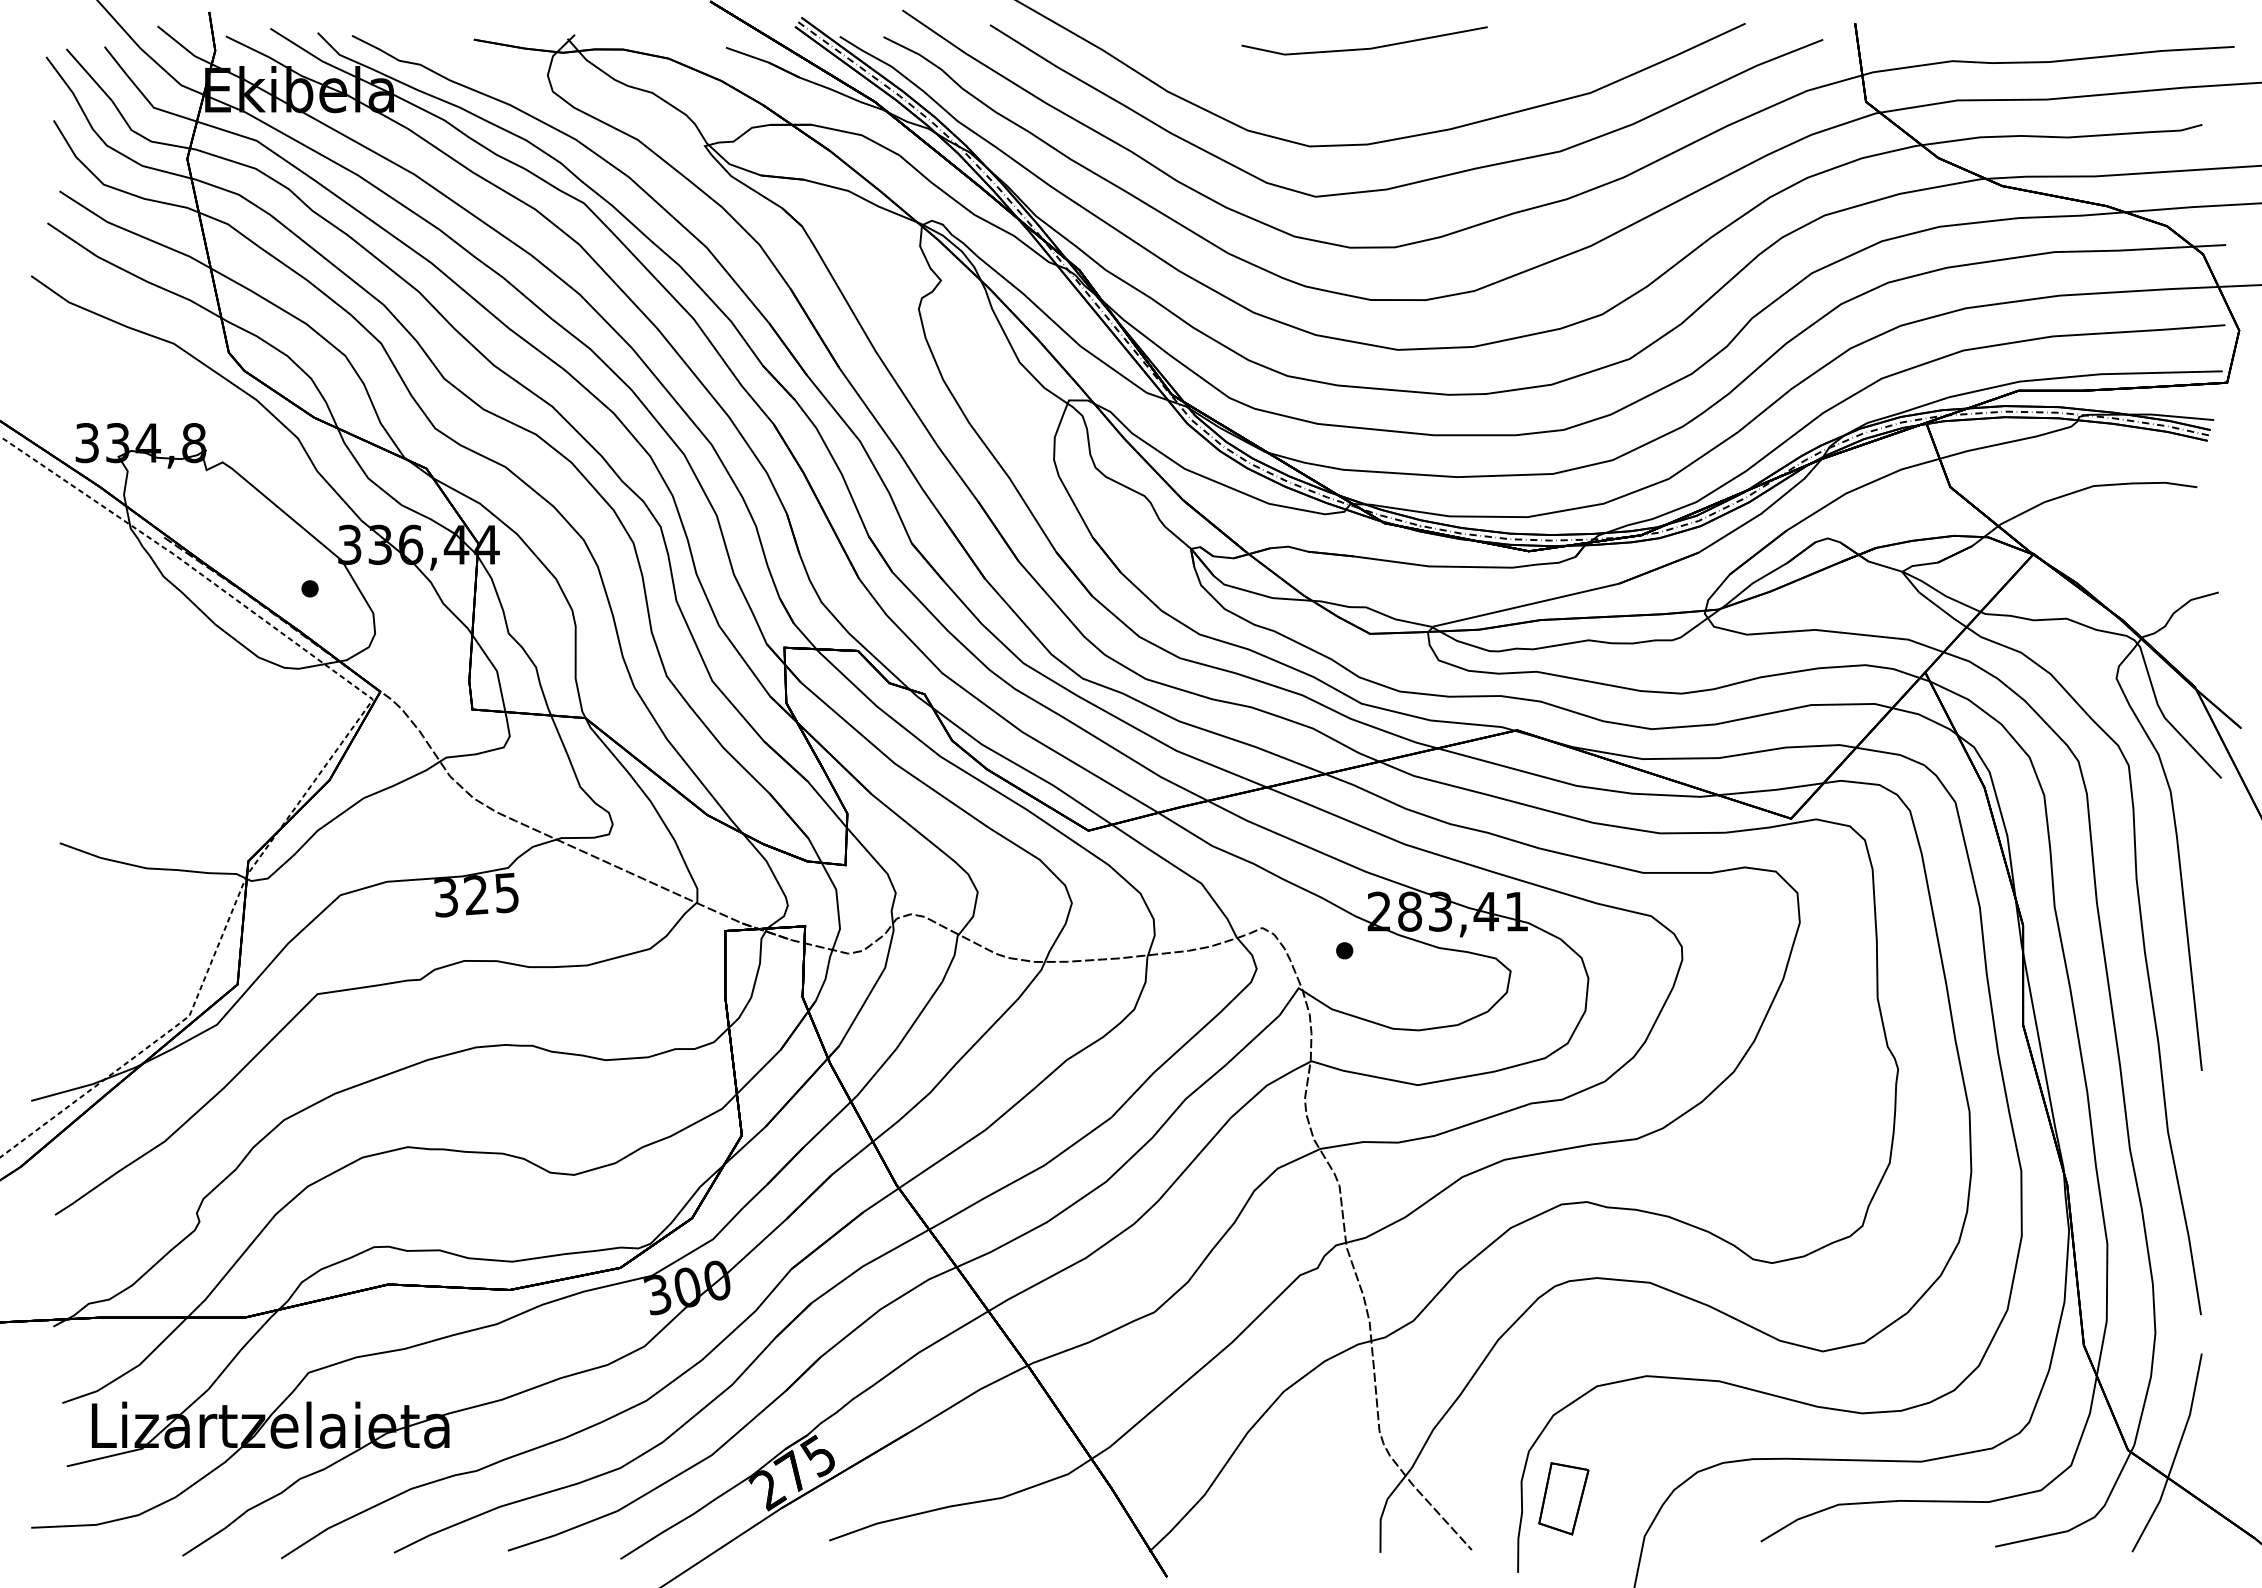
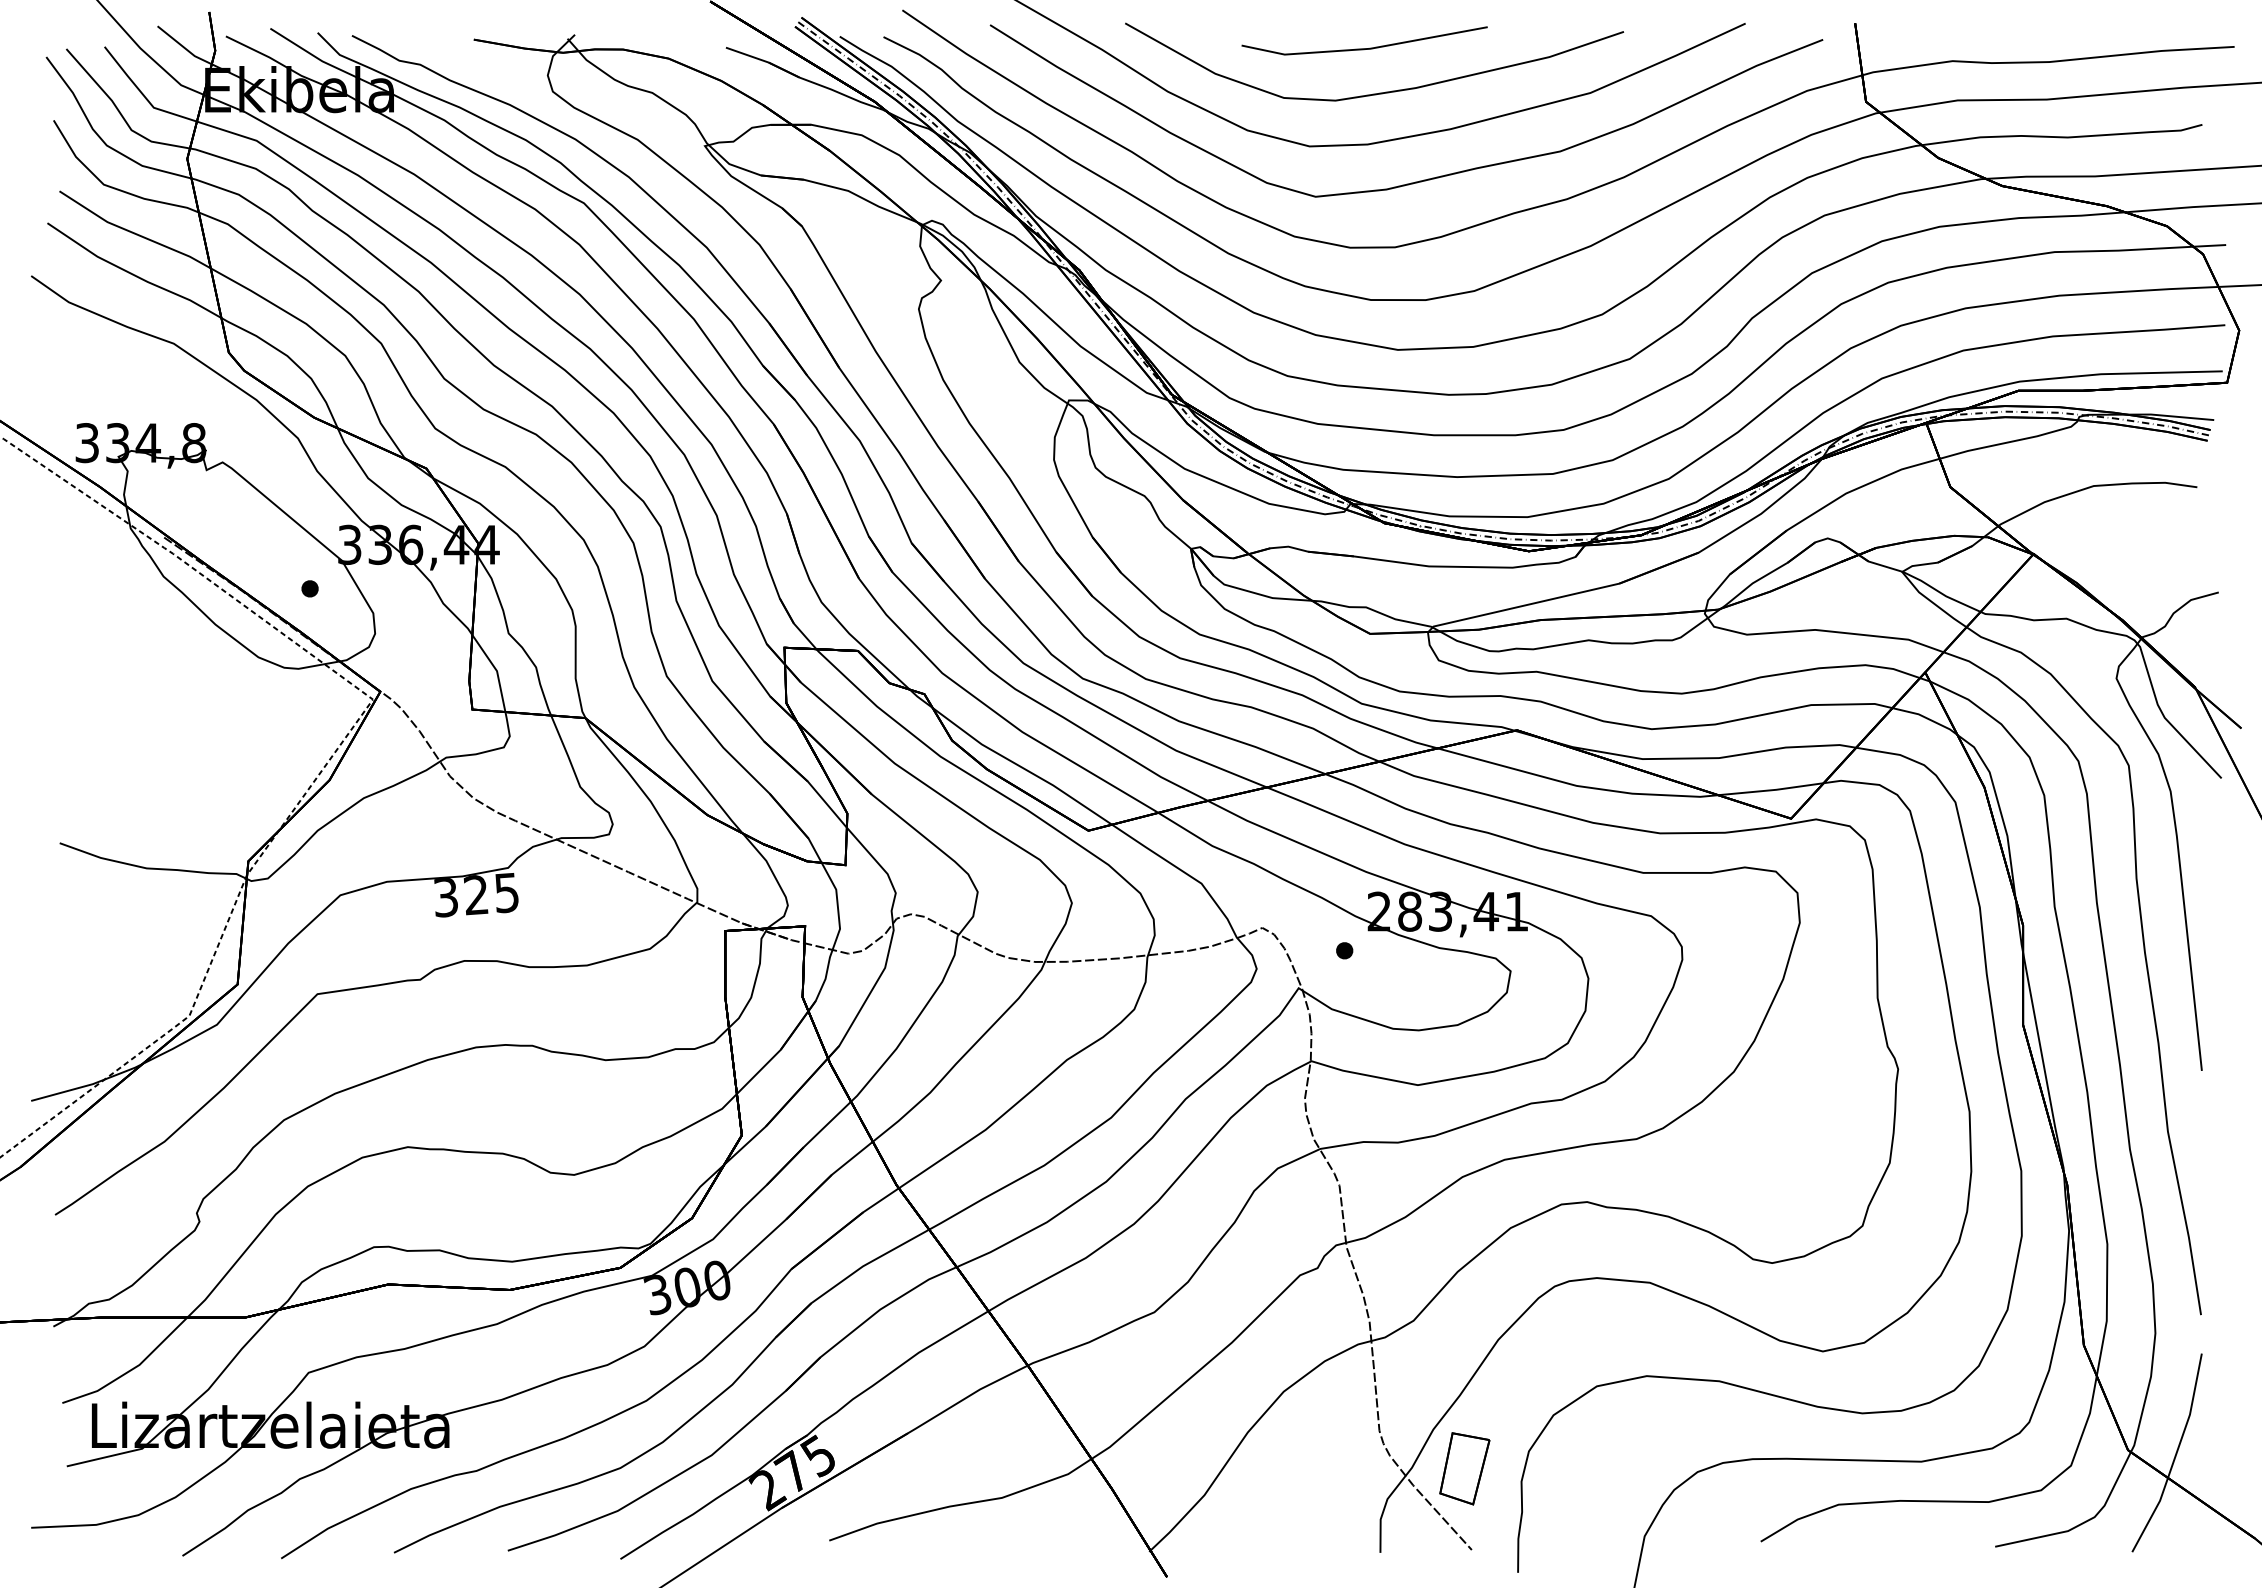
curve: none -> present (1379, 92)
part position: (1563, 1498) -> (1464, 1468) (1464, 1468)
